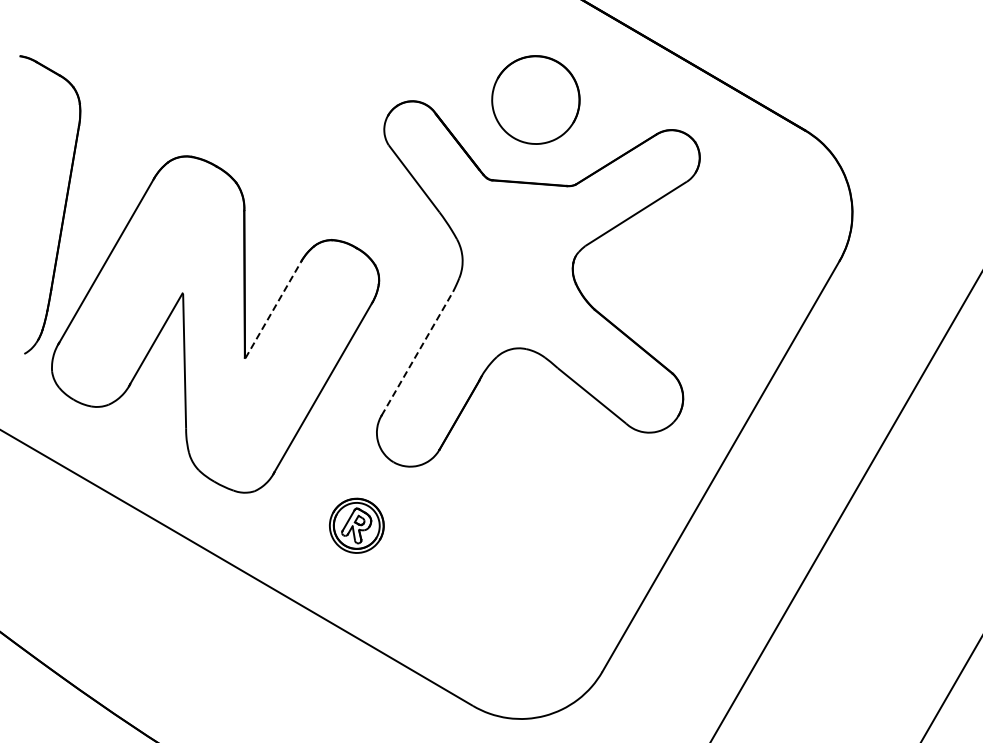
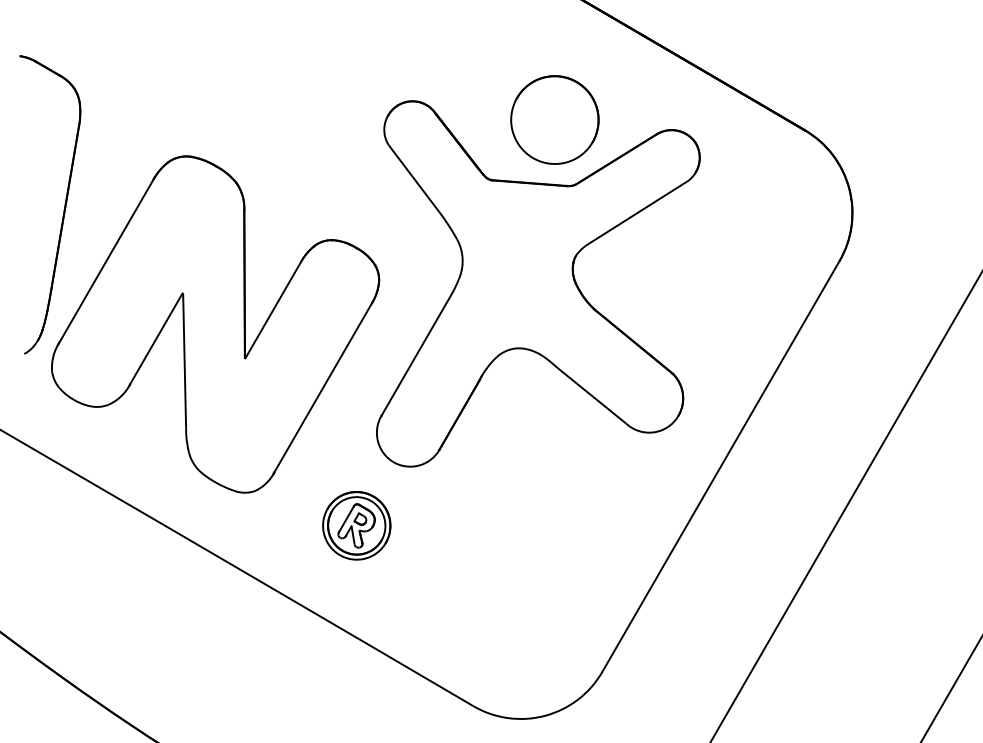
part position: (535, 99) -> (554, 119) (554, 119)
line: dashed -> solid (273, 310)
line: dashed -> solid (417, 353)
part size: 56x57 px -> 70x70 px (356, 525)
